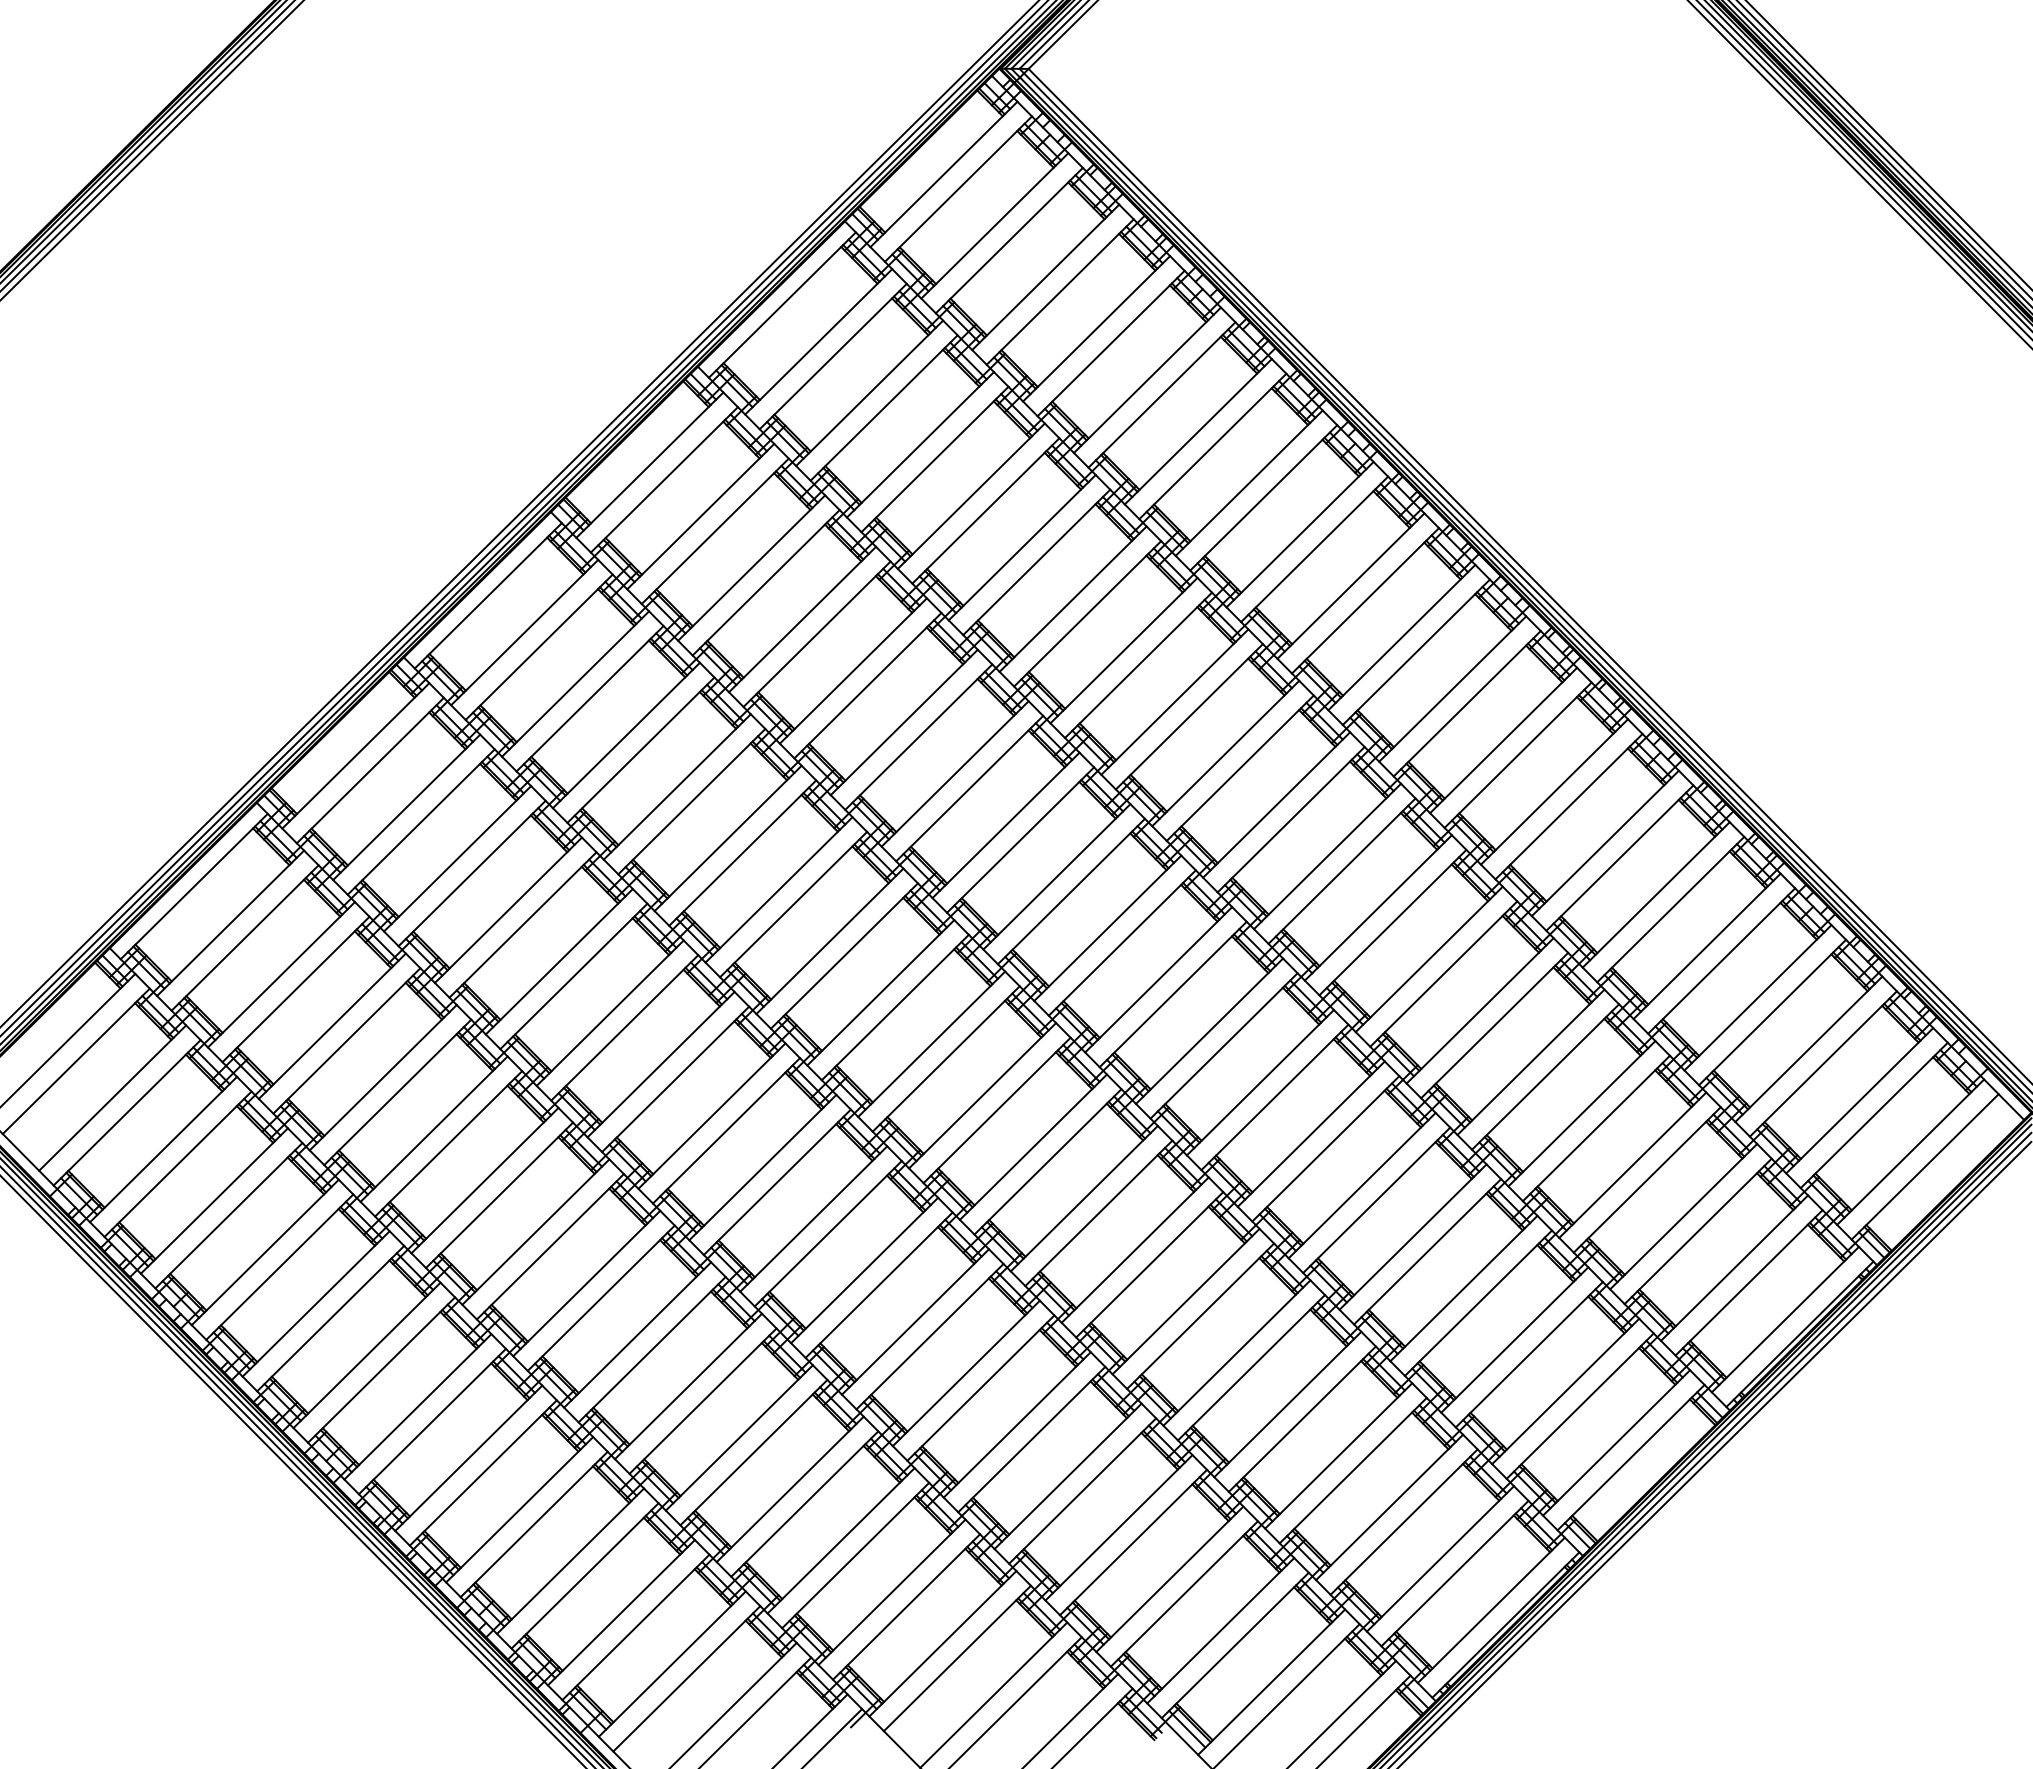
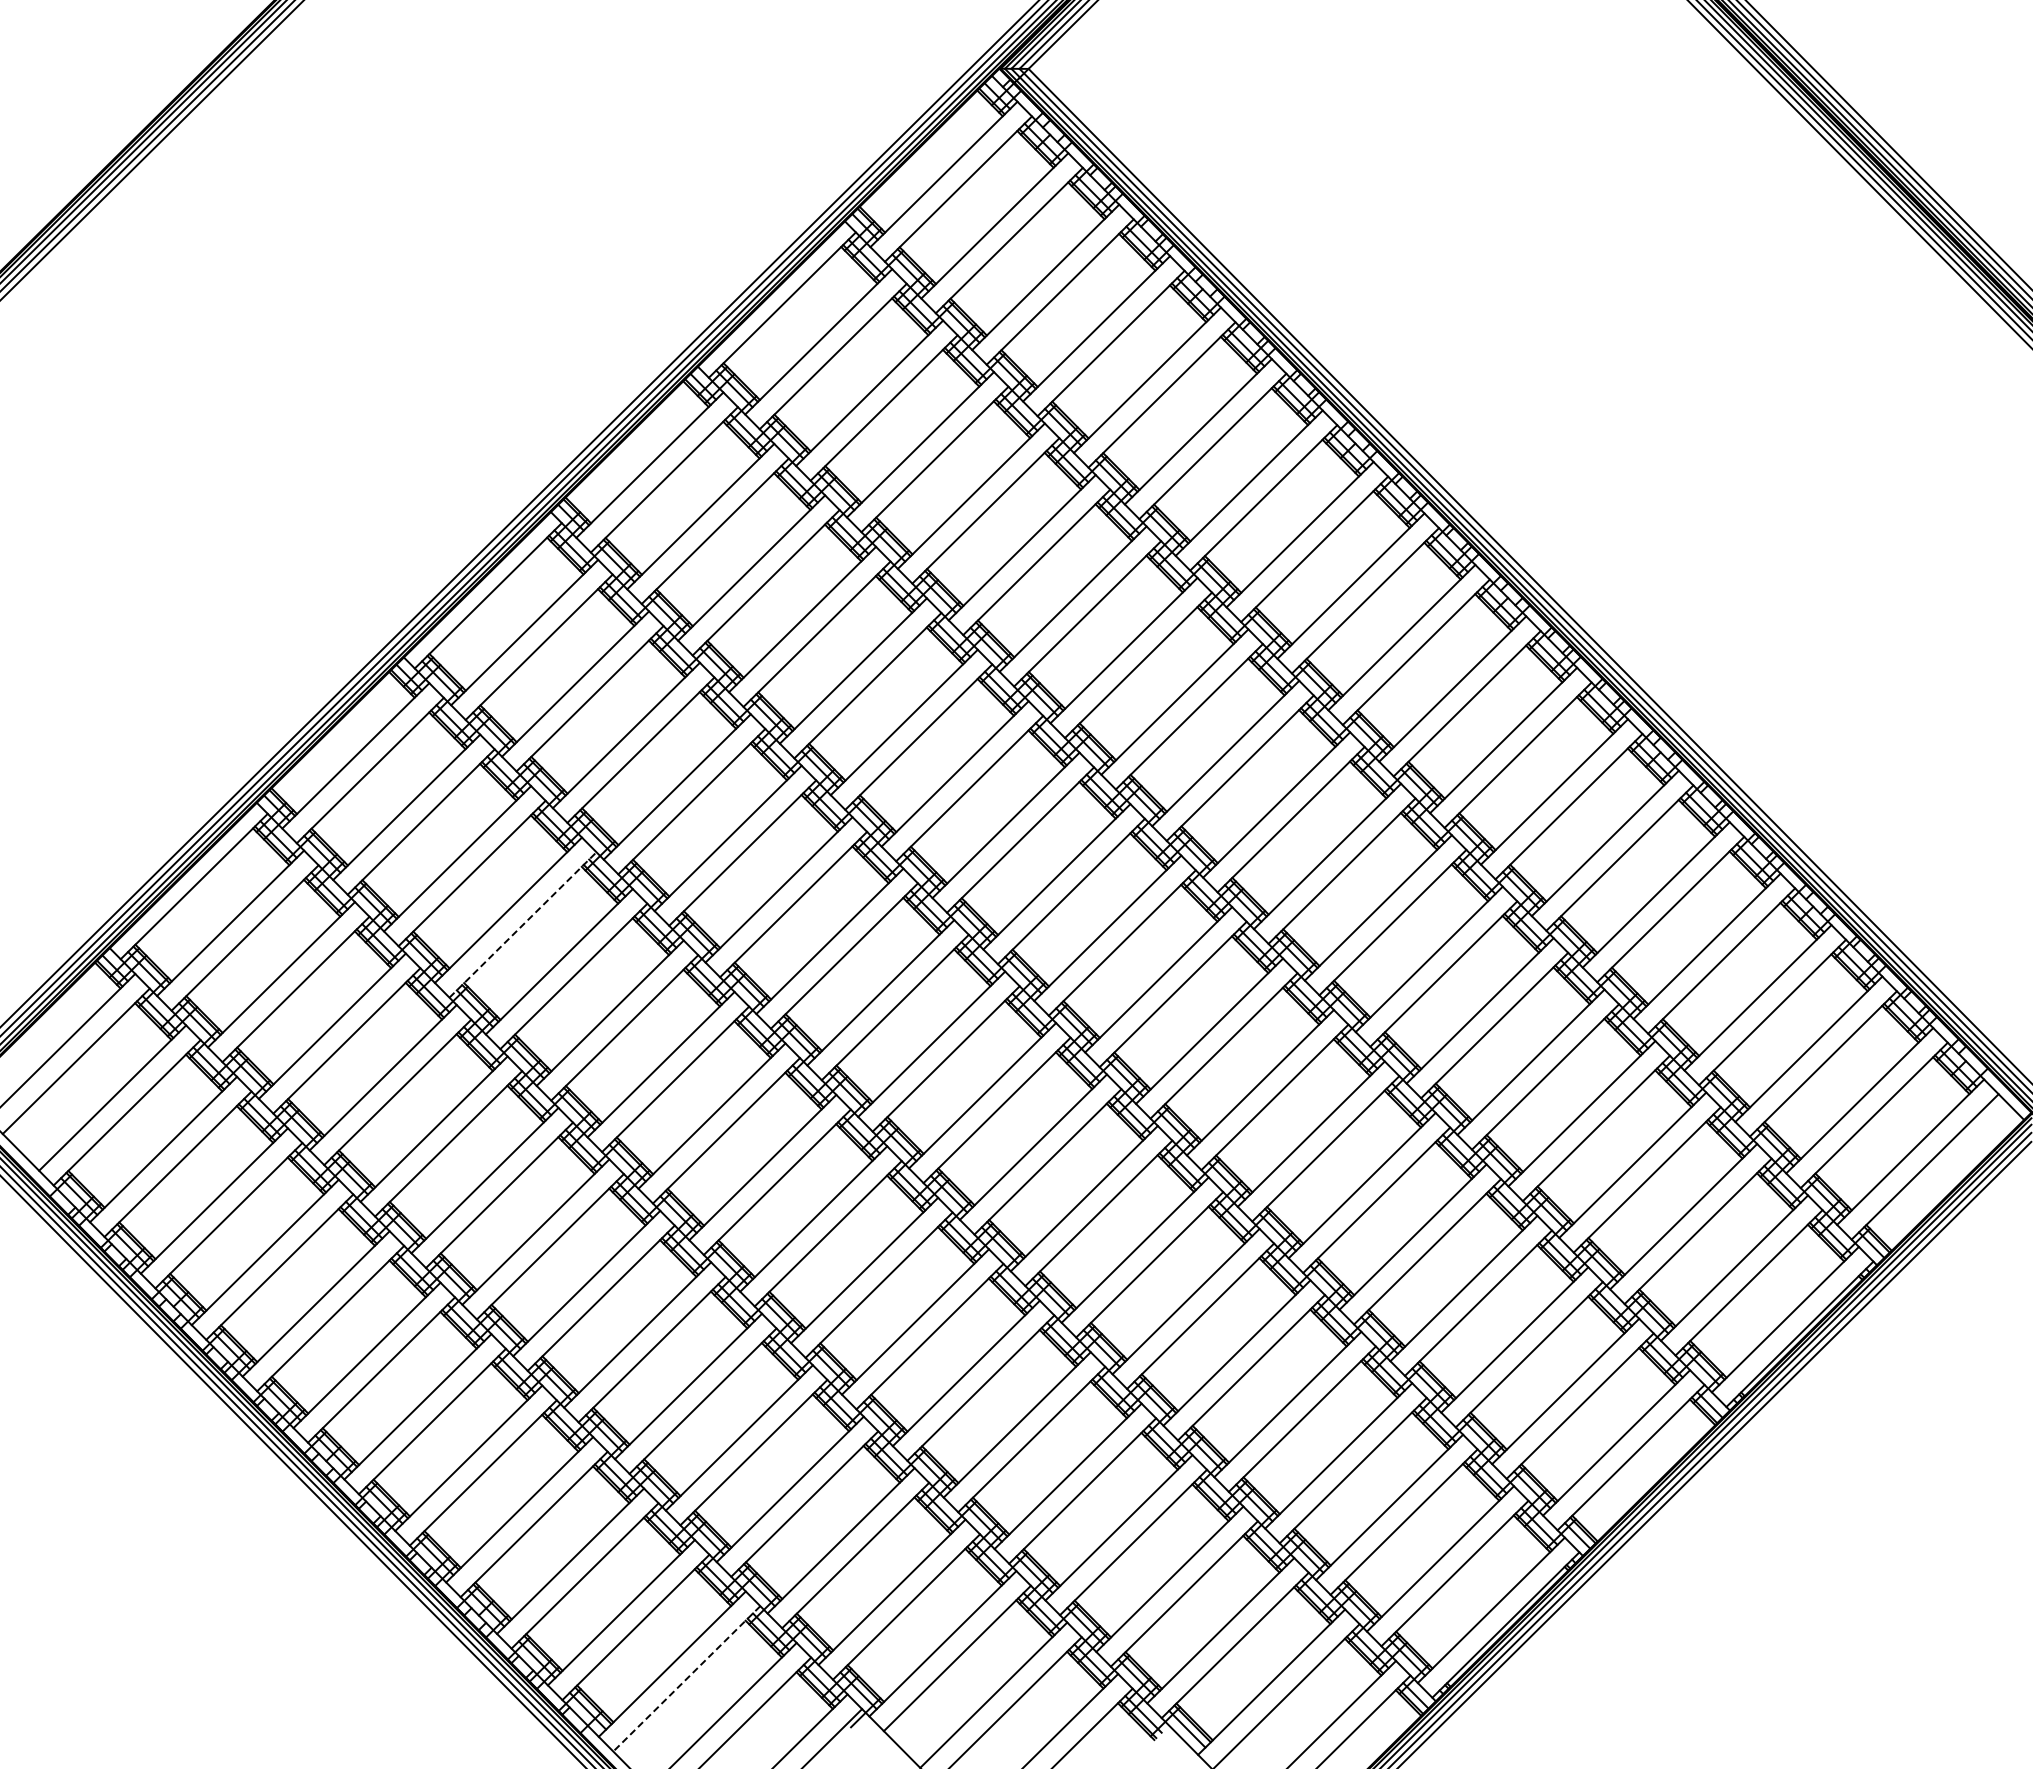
line: solid -> dashed (523, 924)
line: solid -> dashed (686, 1679)
